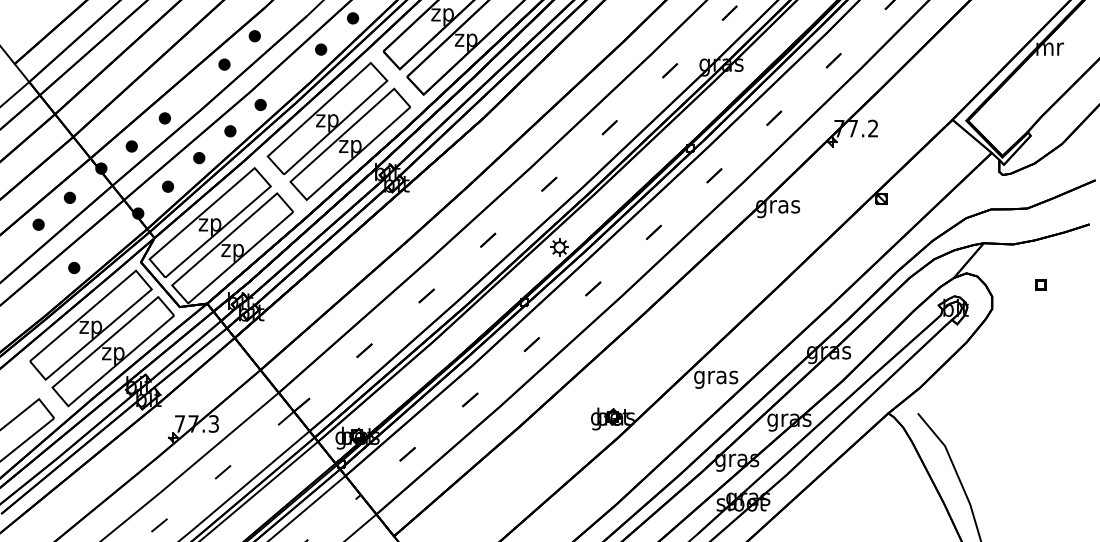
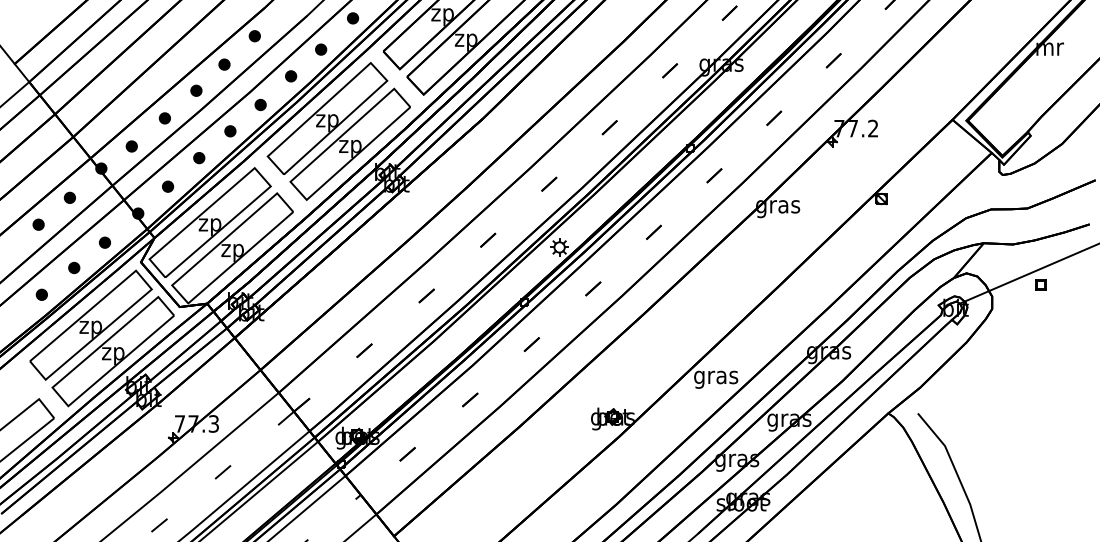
part: none -> present (291, 76)
part: none -> present (196, 90)
part: none -> present (104, 242)
line: none -> present (1027, 273)
part: none -> present (41, 294)
